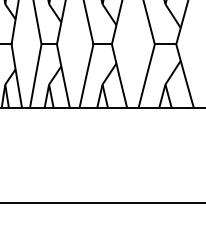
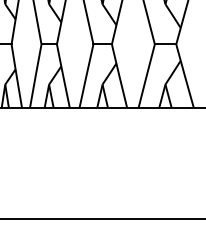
line position: (102, 203) -> (102, 219) (102, 219)
